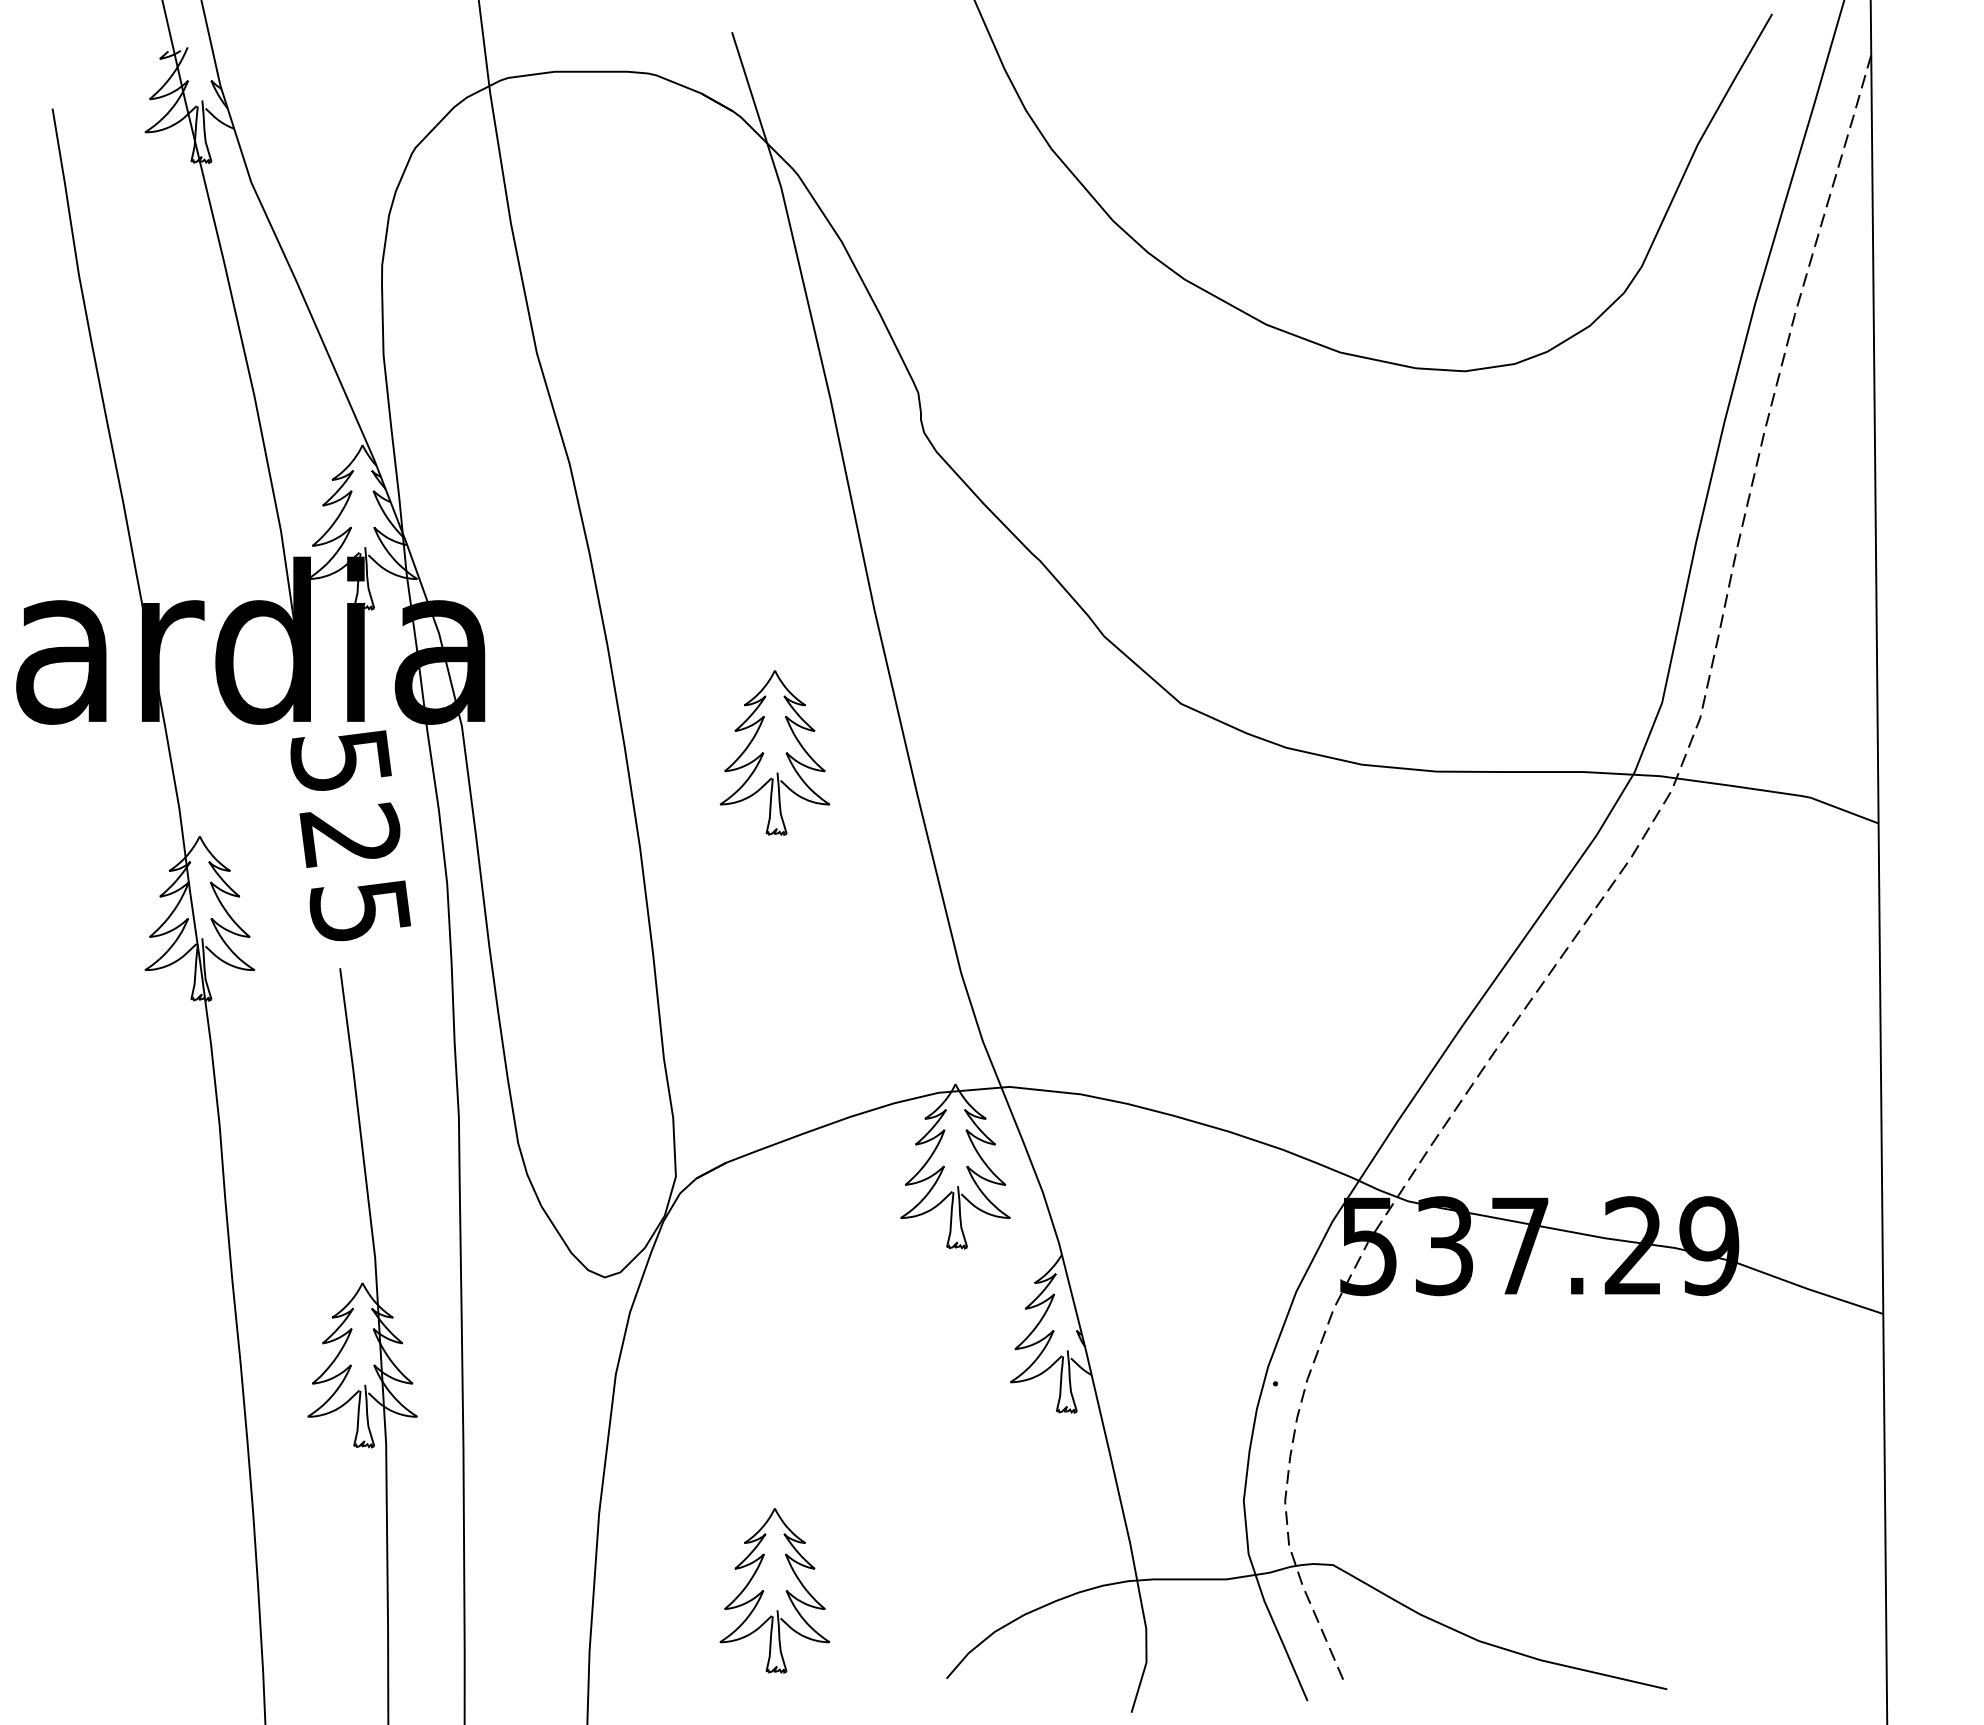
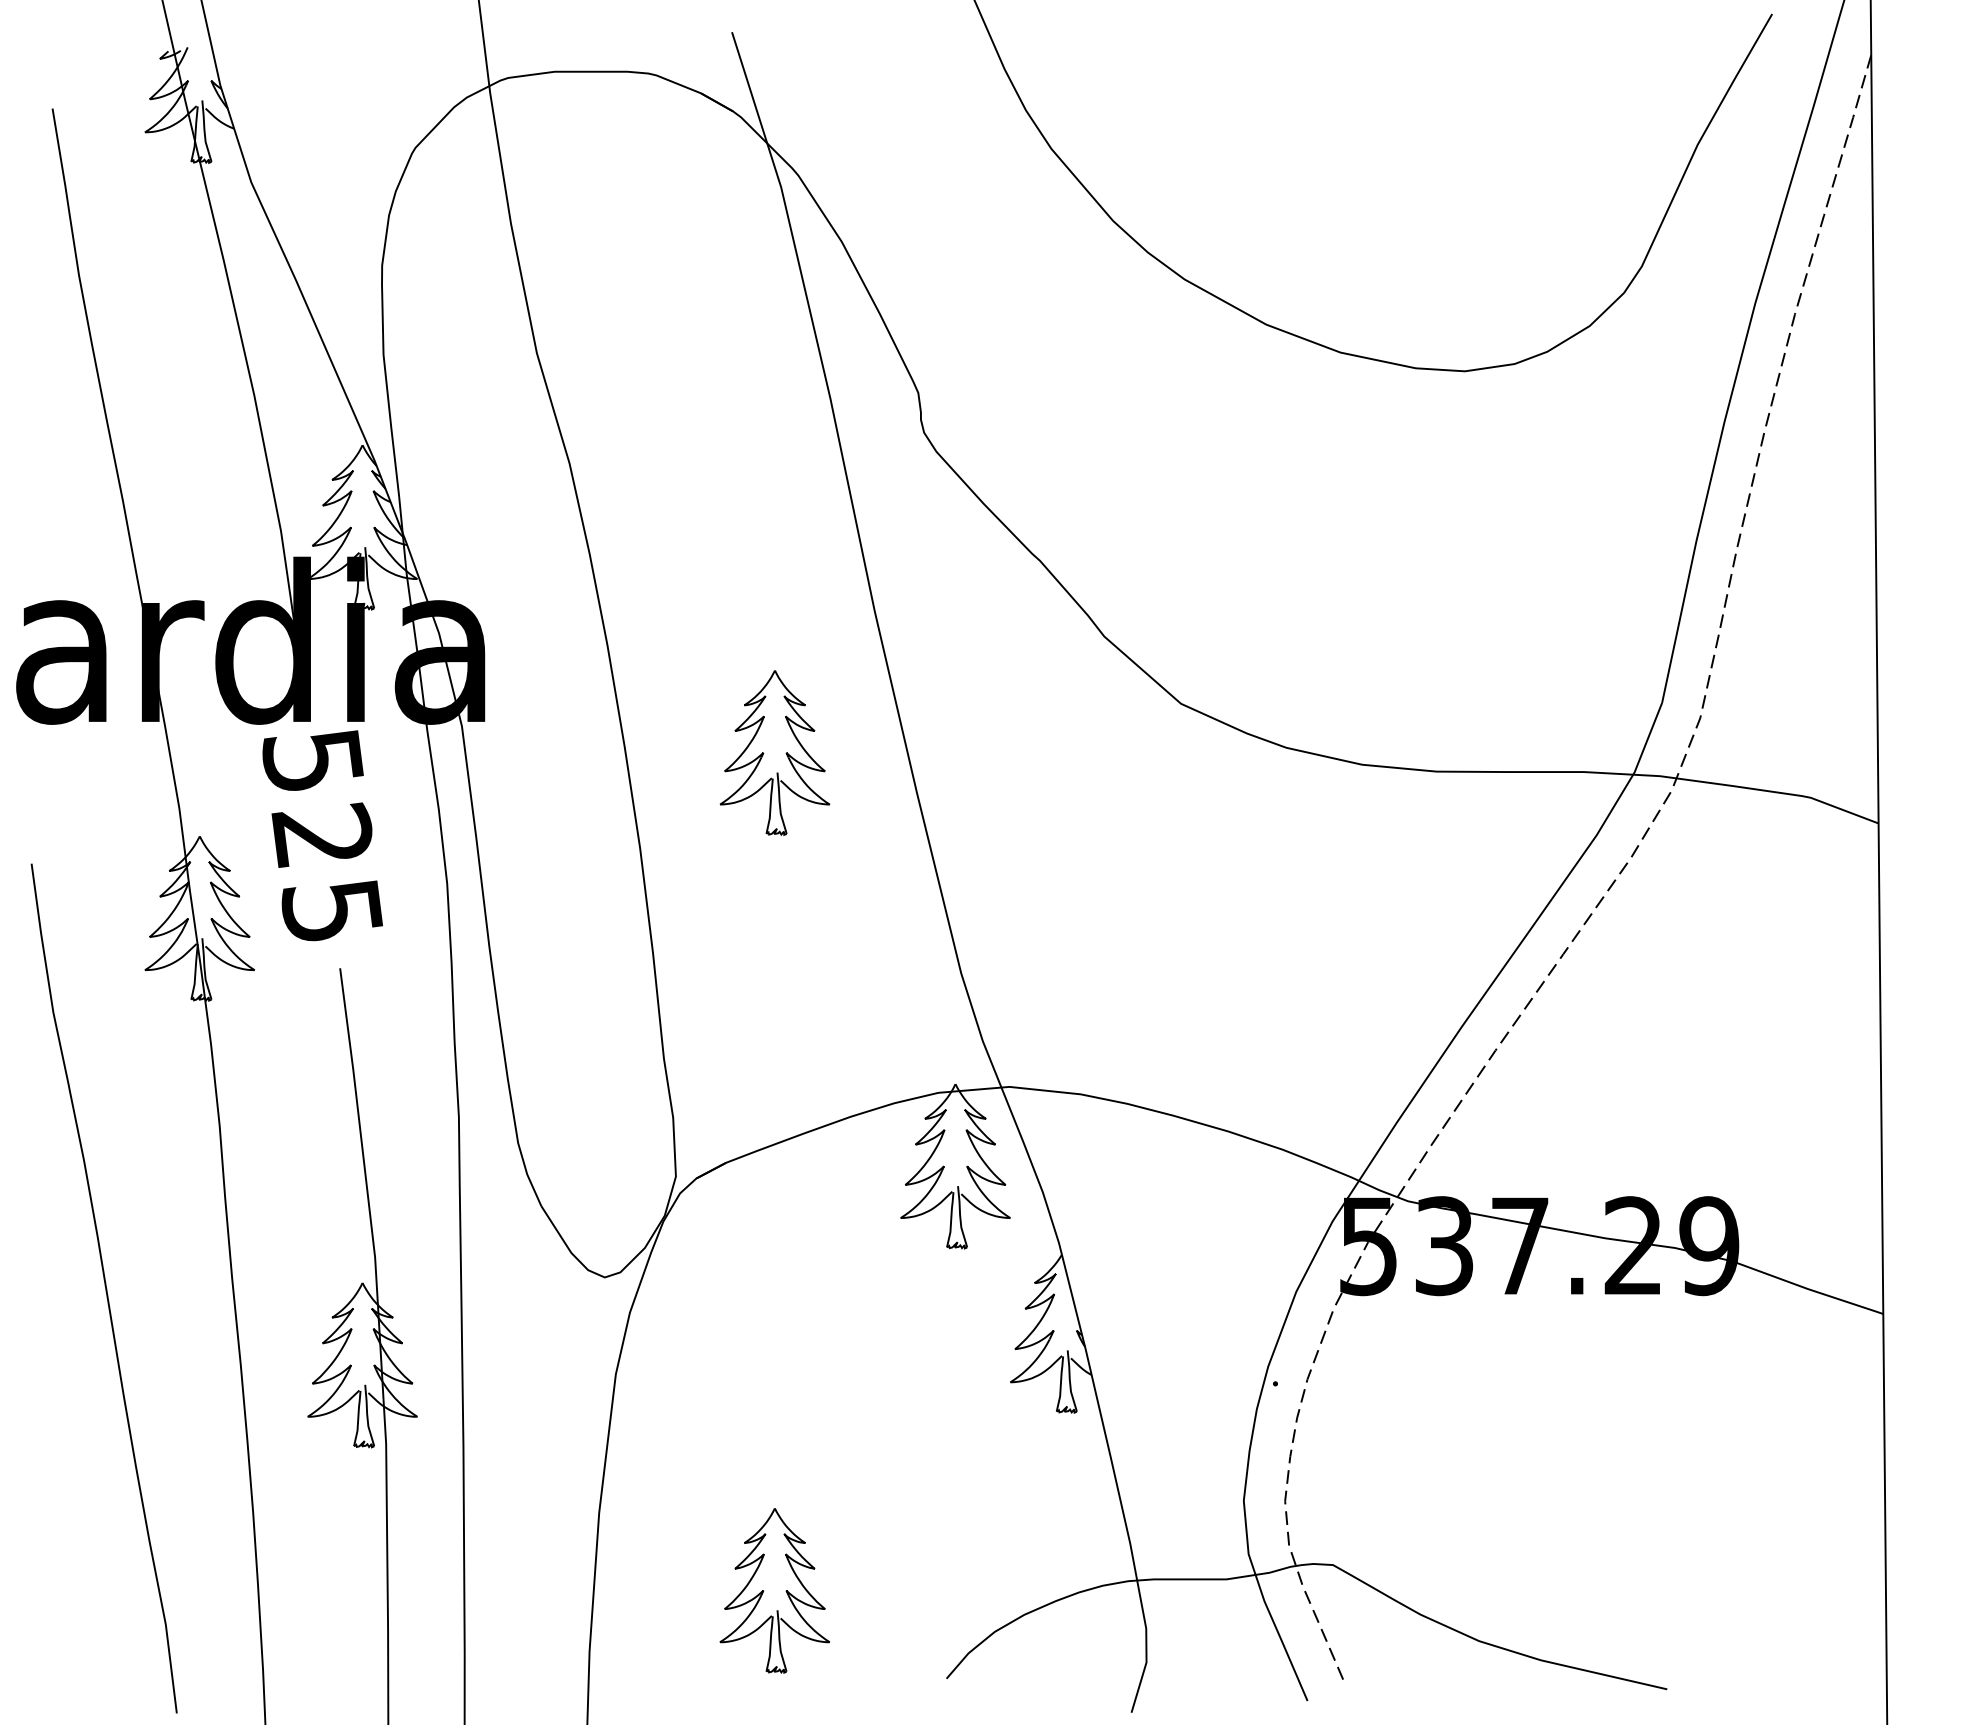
text position: (350, 835) -> (322, 835) (322, 835)
curve: none -> present (105, 1288)
